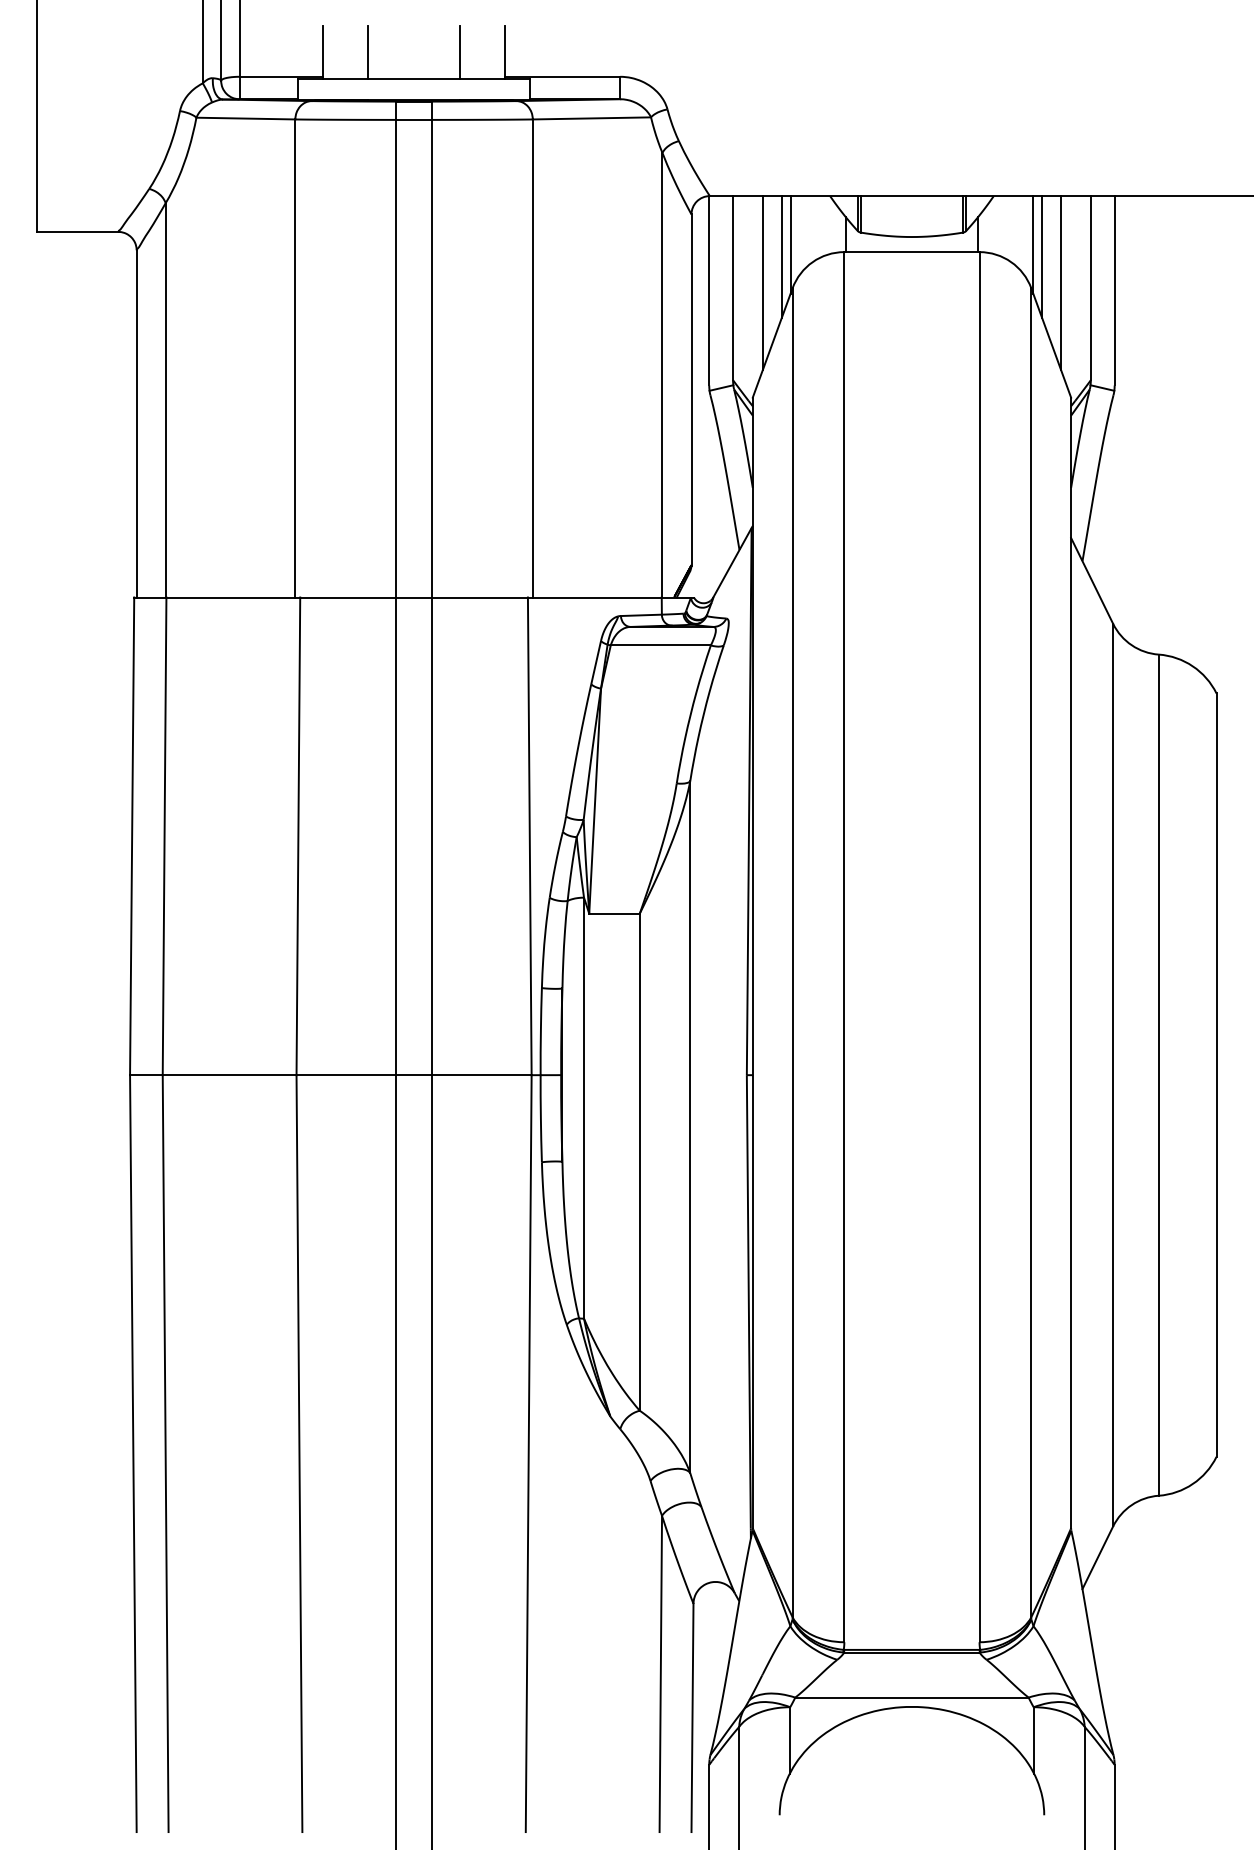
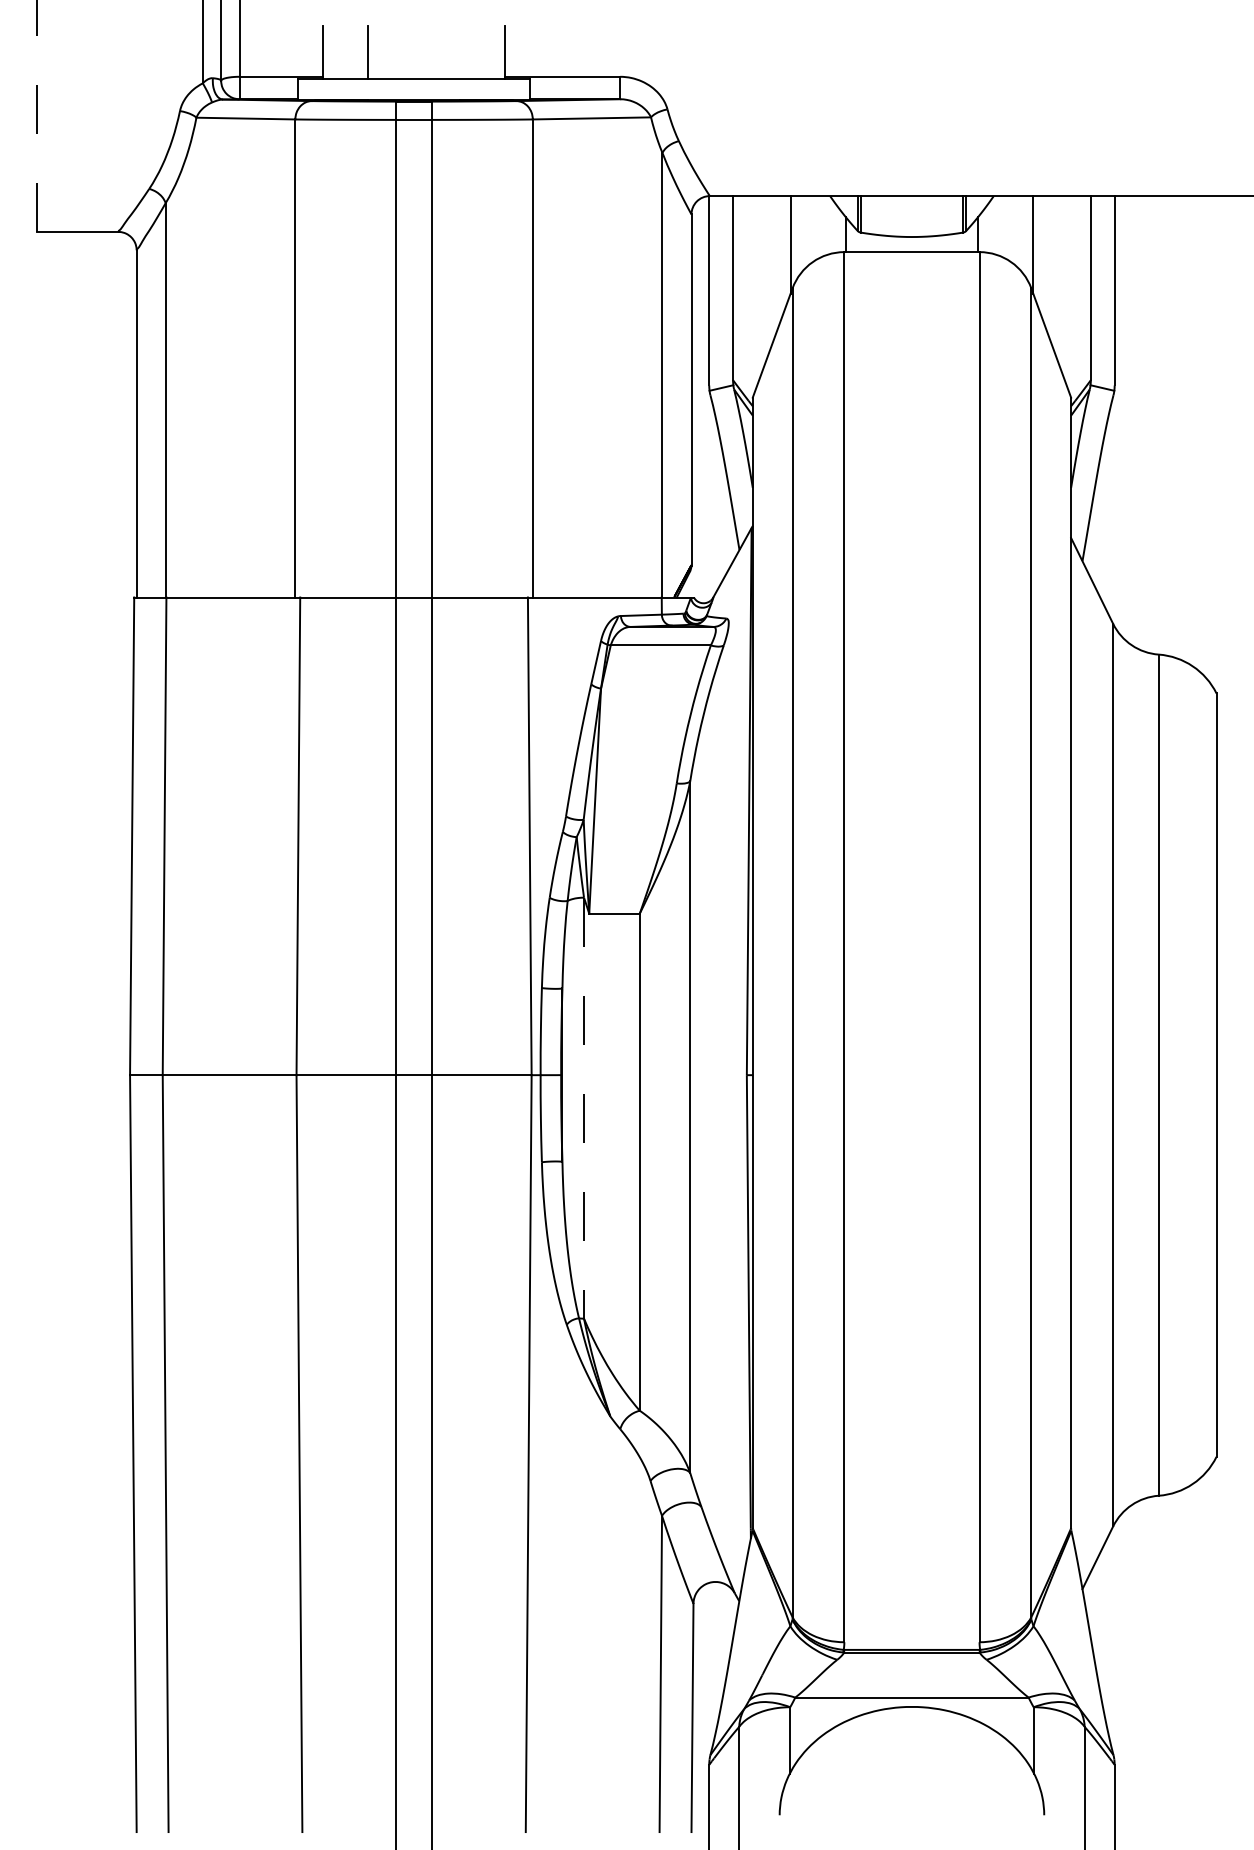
line: present -> none (459, 52)
line: solid -> dashed (37, 116)
line: present -> none (781, 256)
line: present -> none (1042, 256)
line: present -> none (763, 282)
line: present -> none (1060, 282)
line: solid -> dashed (584, 1108)
